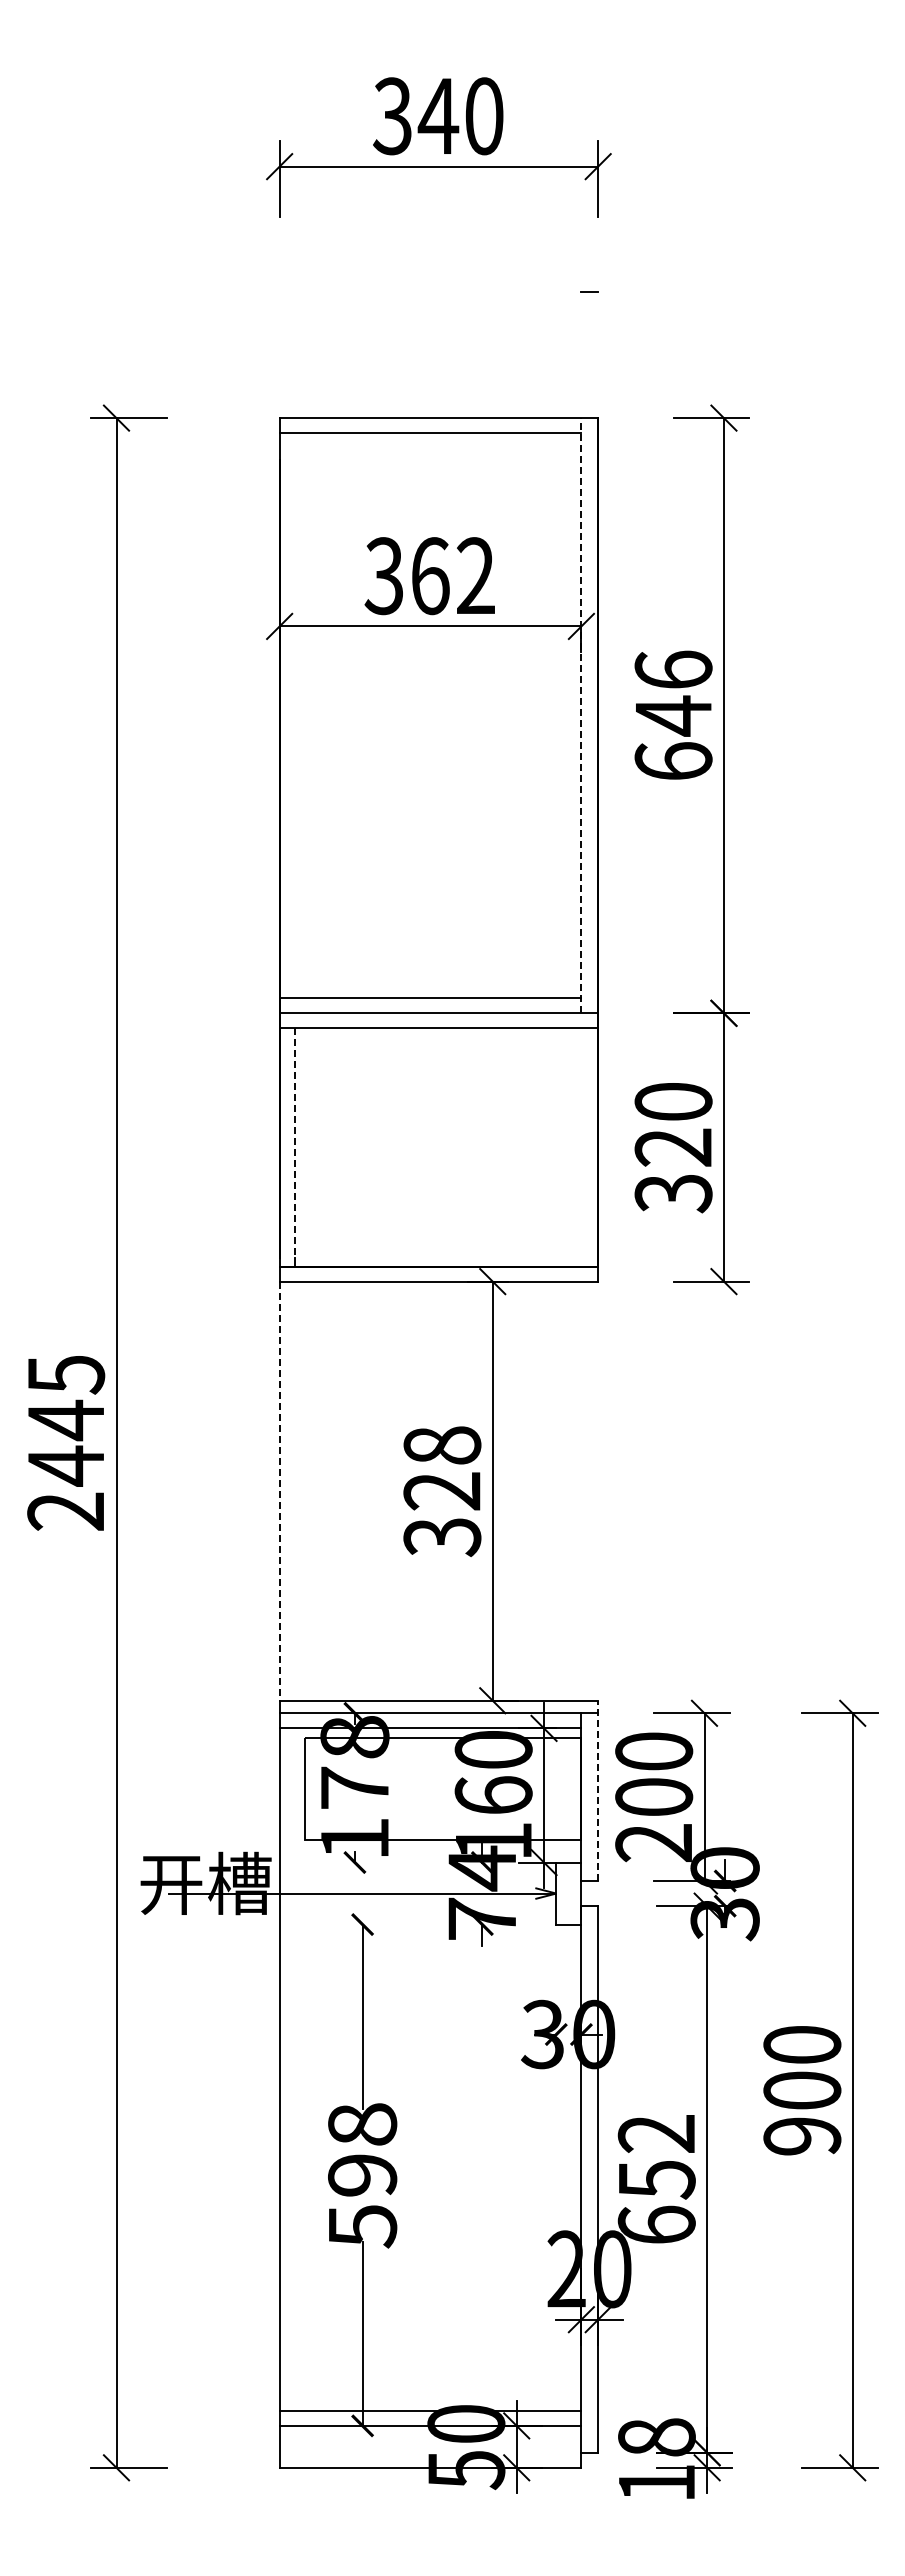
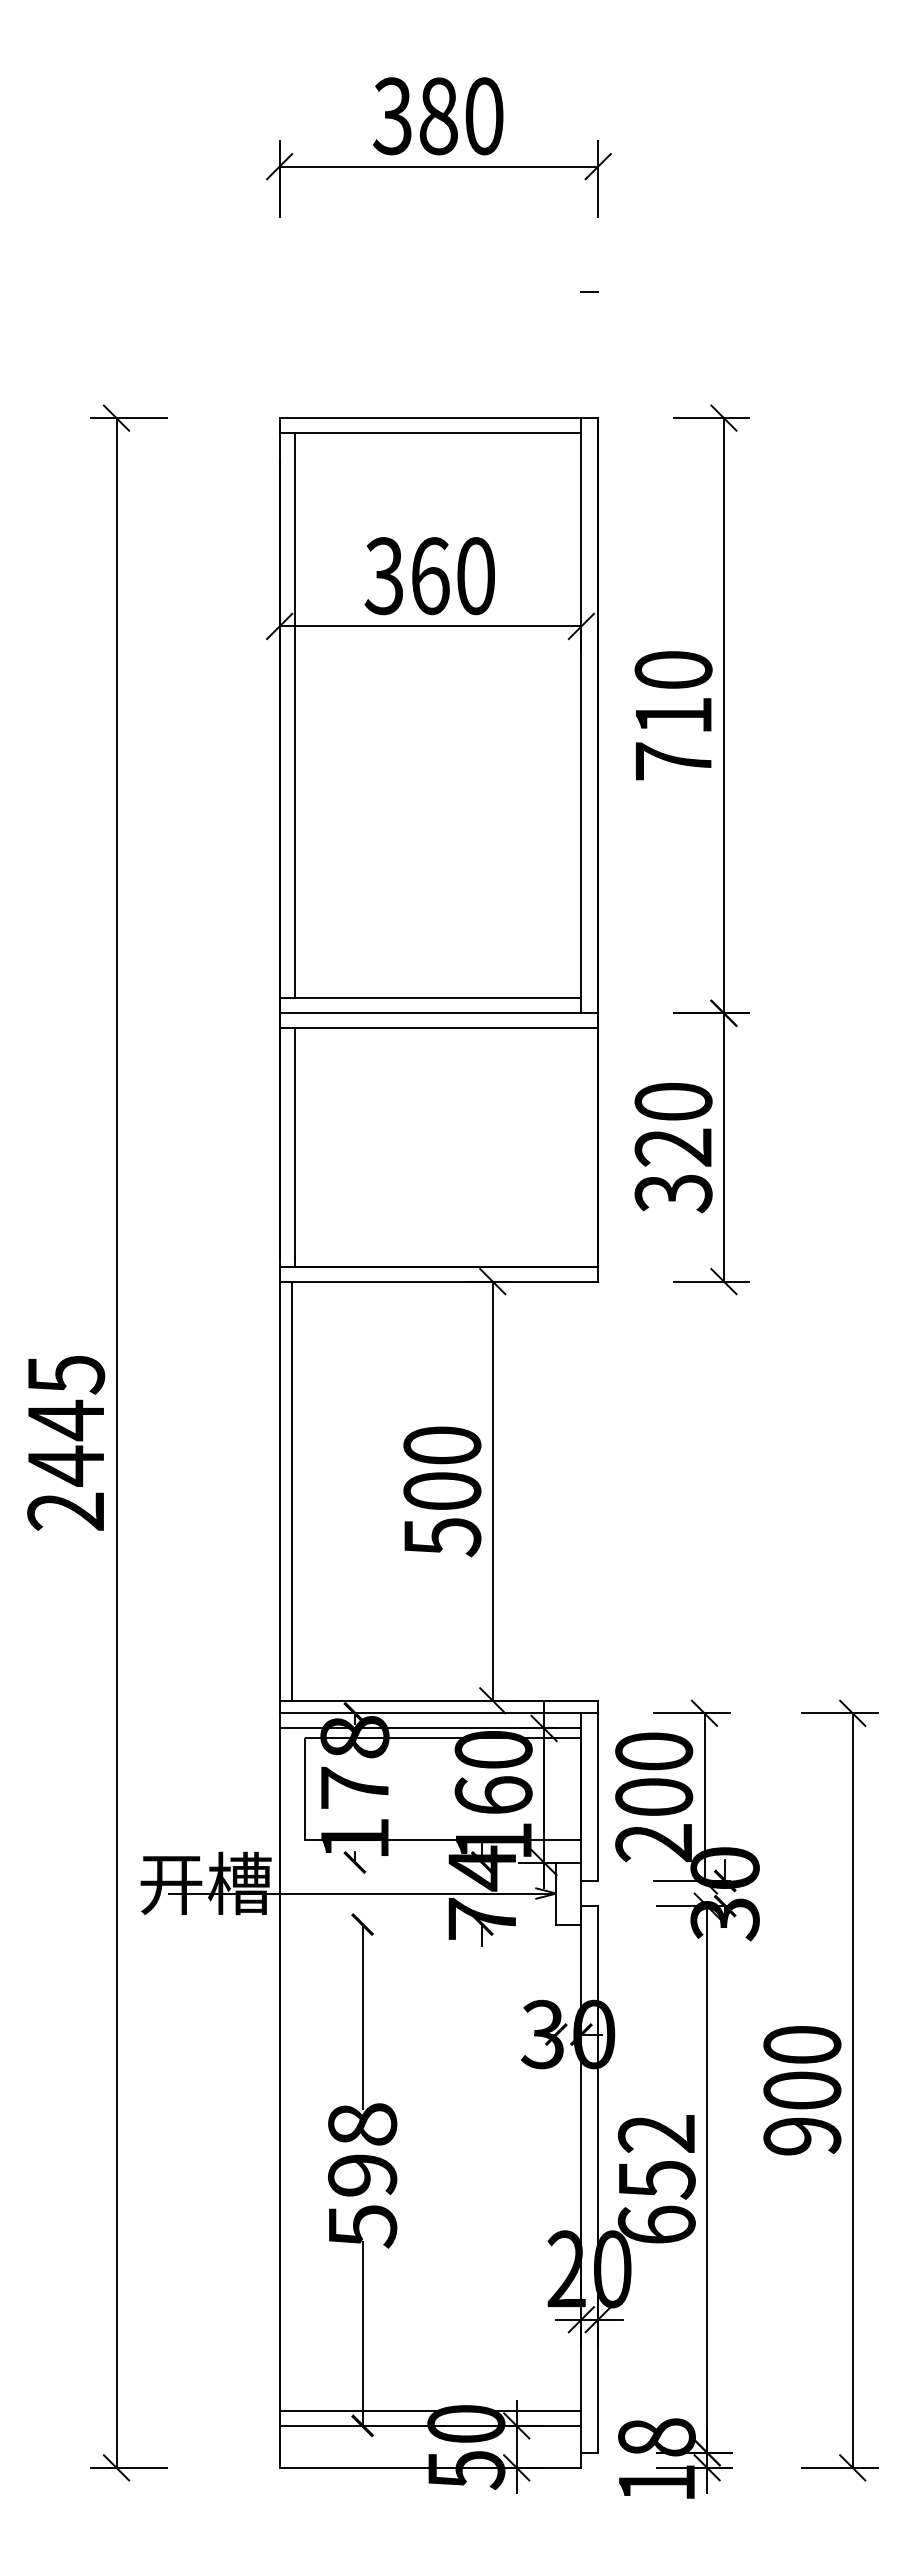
text: 340 -> 380 (438, 116)
text: 362 -> 360 (475, 576)
line: none -> present (294, 715)
line: dashed -> solid (581, 715)
text: 646 -> 710 (673, 715)
line: dashed -> solid (294, 1143)
line: none -> present (292, 1490)
line: dashed -> solid (279, 1491)
text: 328 -> 500 (442, 1491)
line: dashed -> solid (598, 1790)
